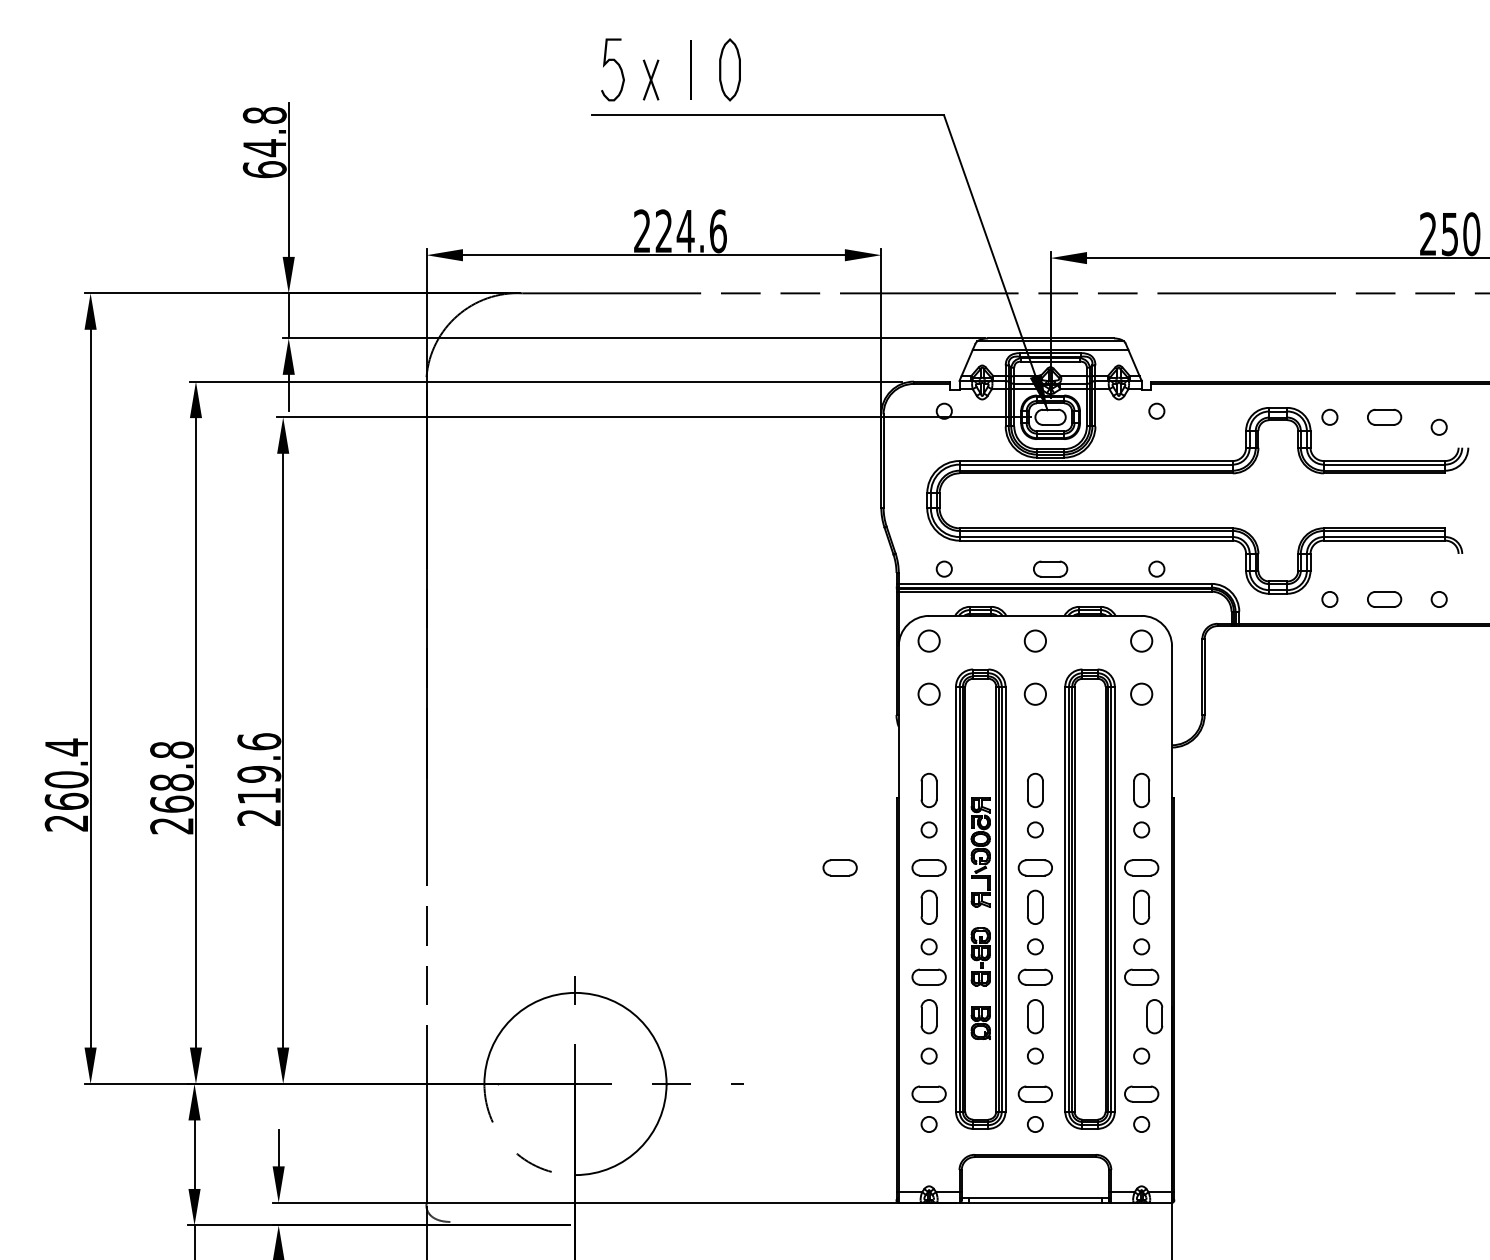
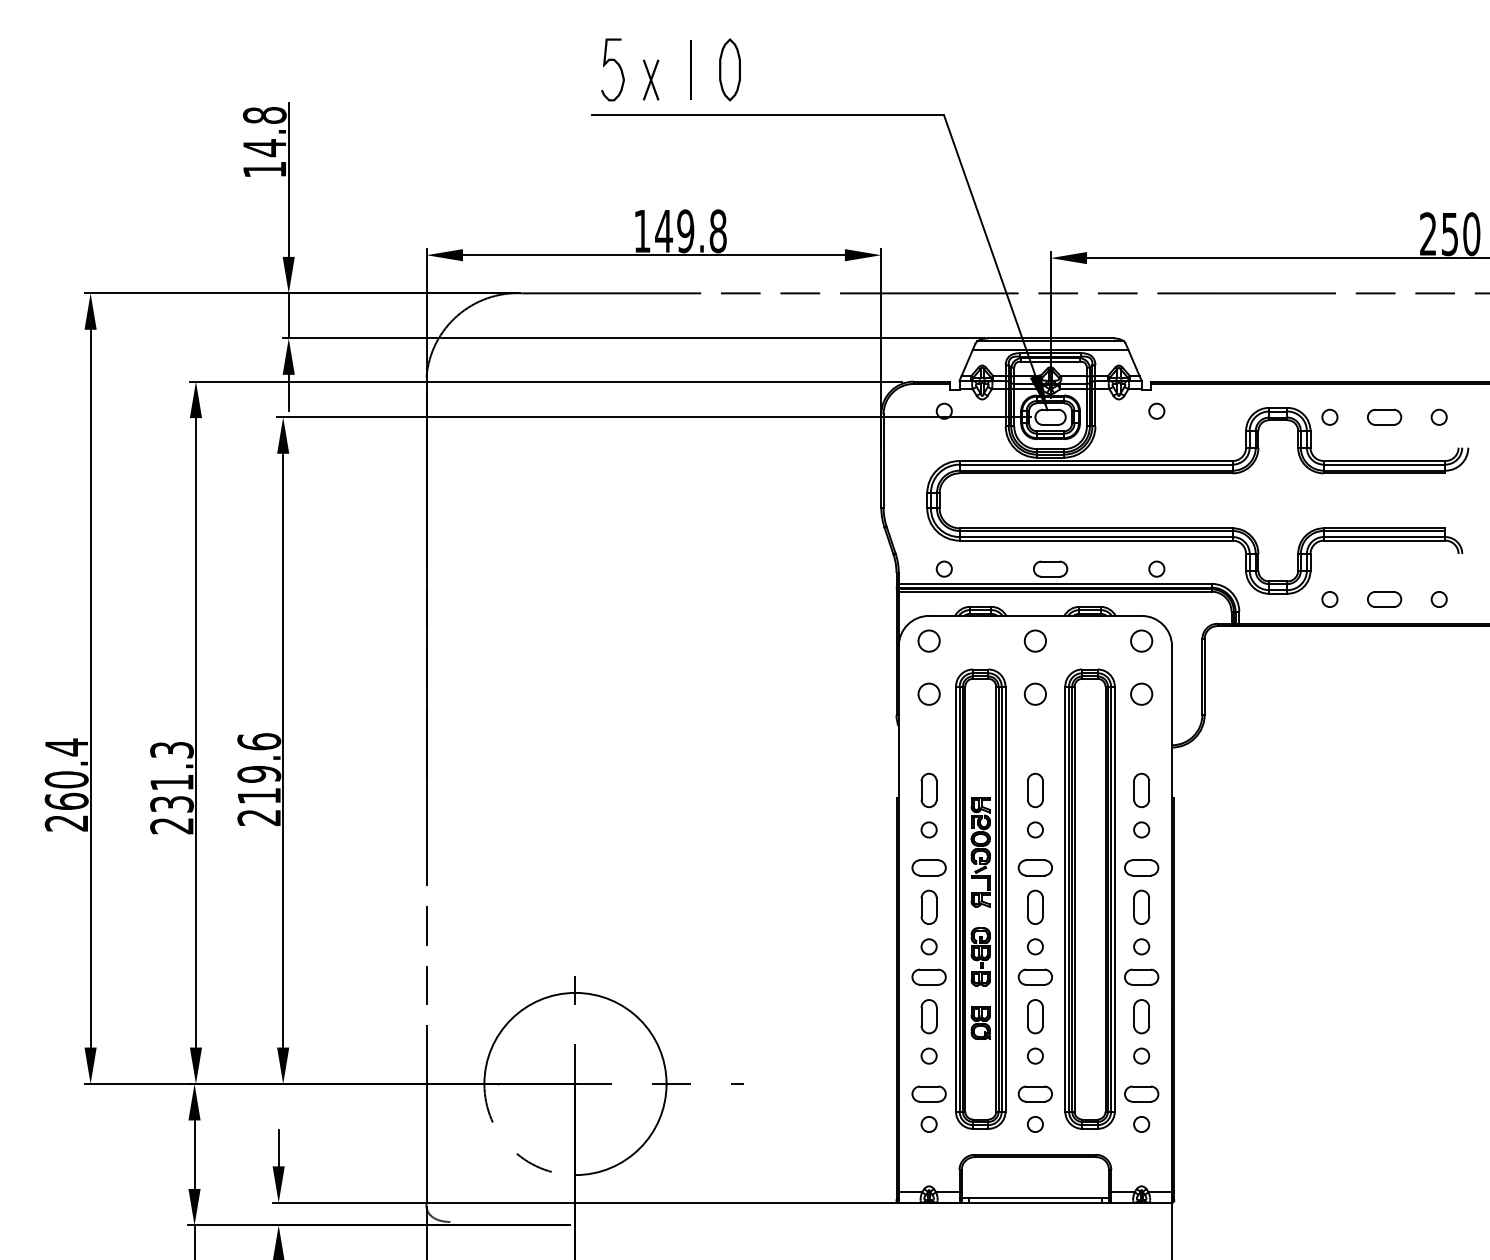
text: 64.8 -> 14.8 (264, 169)
text: 224.6 -> 149.8 (680, 231)
circle position: (1438, 426) -> (1438, 416) (1438, 416)
text: 268.8 -> 231.3 (172, 776)
part: present -> none (839, 867)
part position: (1154, 1016) -> (1141, 1016) (1141, 1016)
